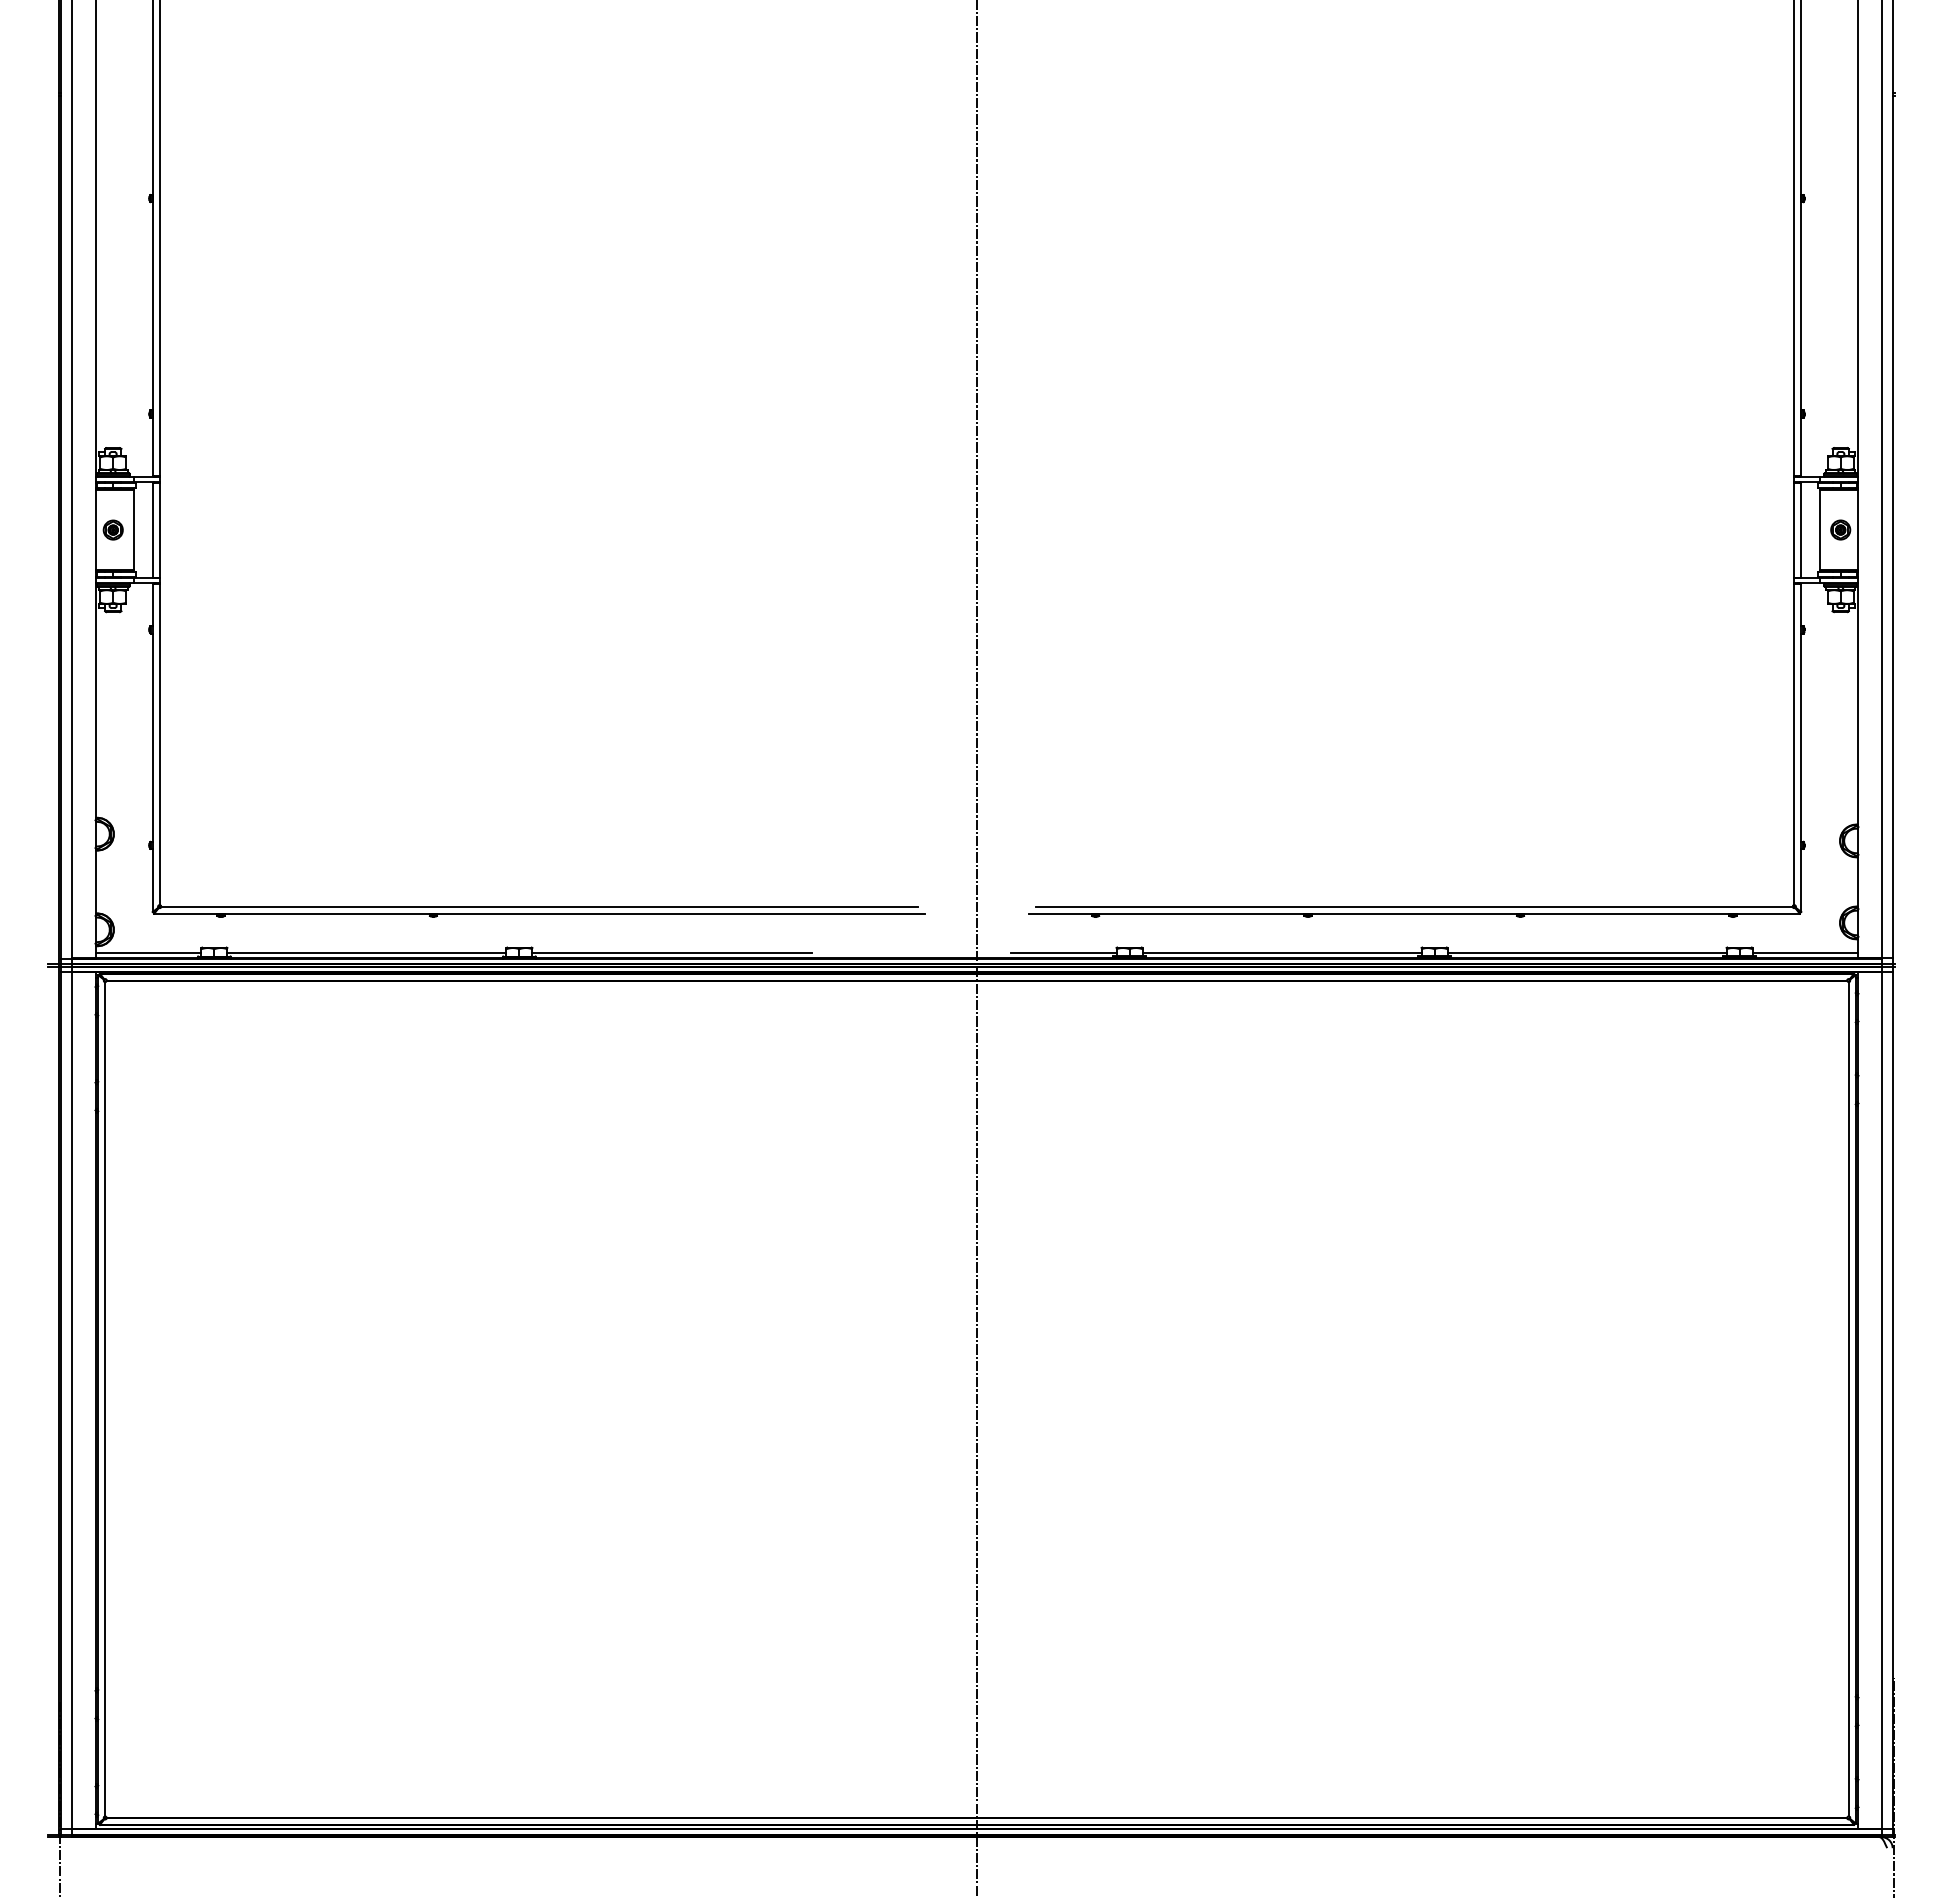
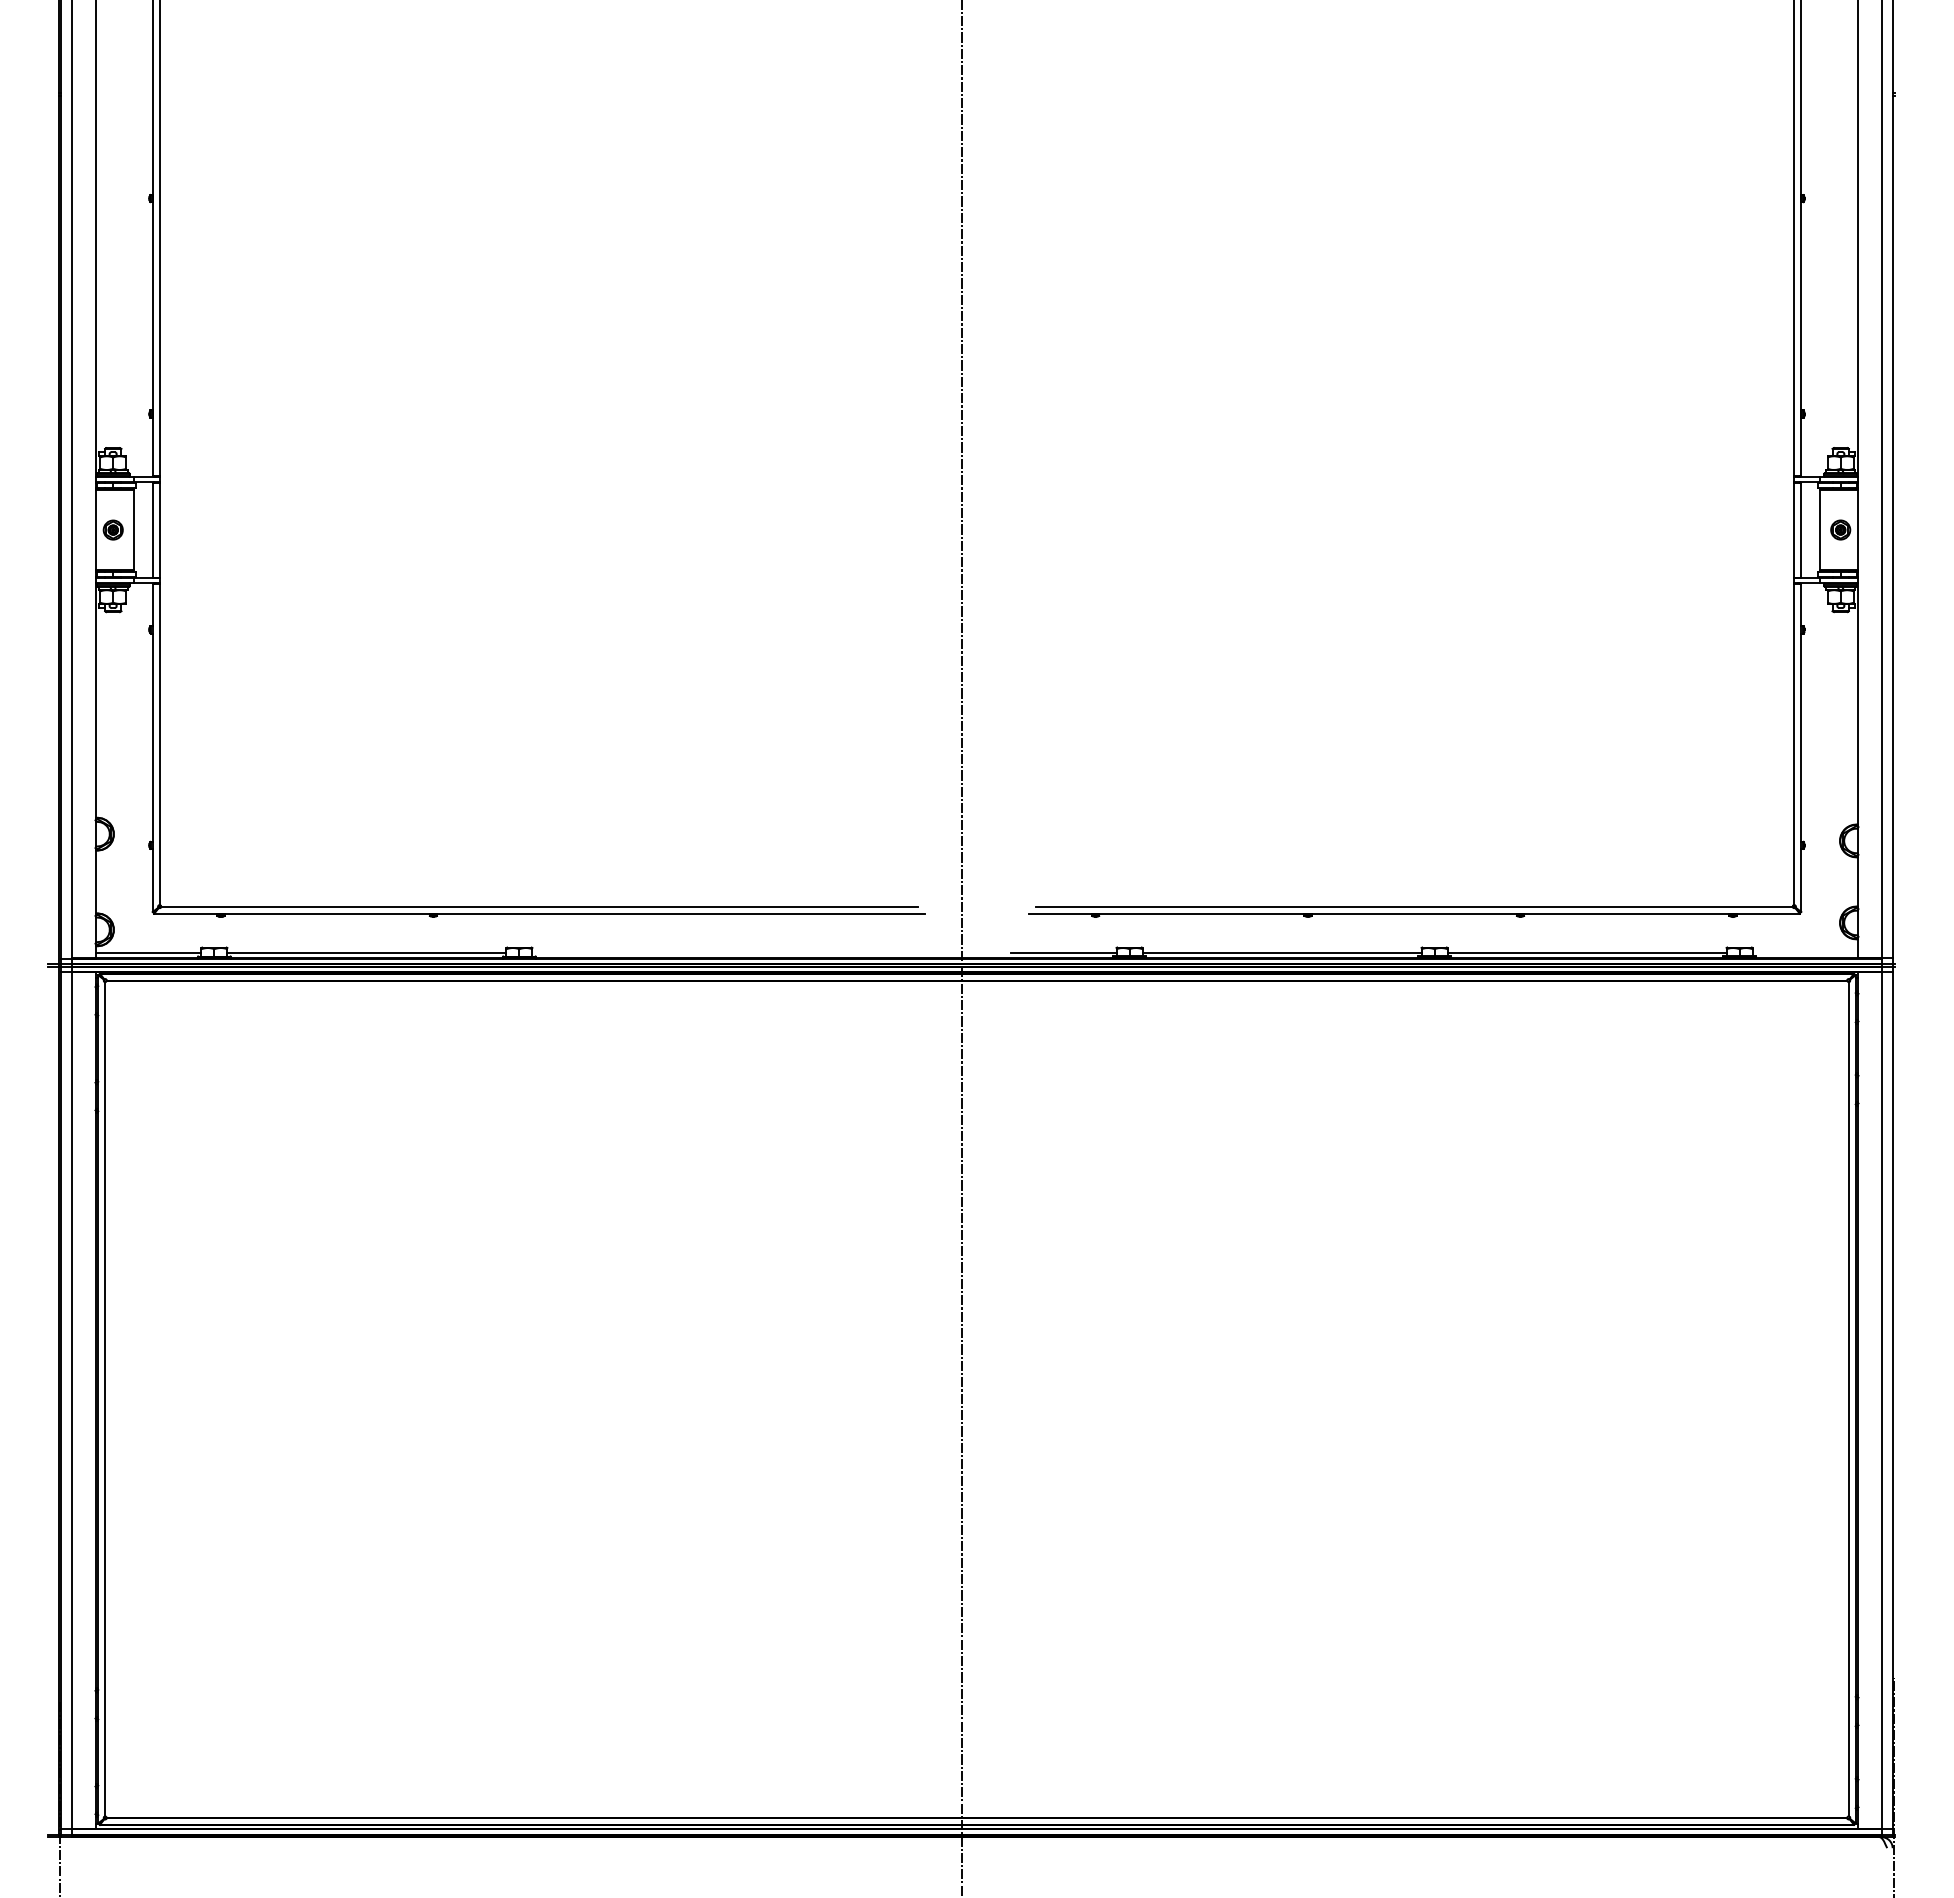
line position: (977, 948) -> (962, 948) (962, 948)
line: present -> none (671, 953)
line: present -> none (1805, 953)
